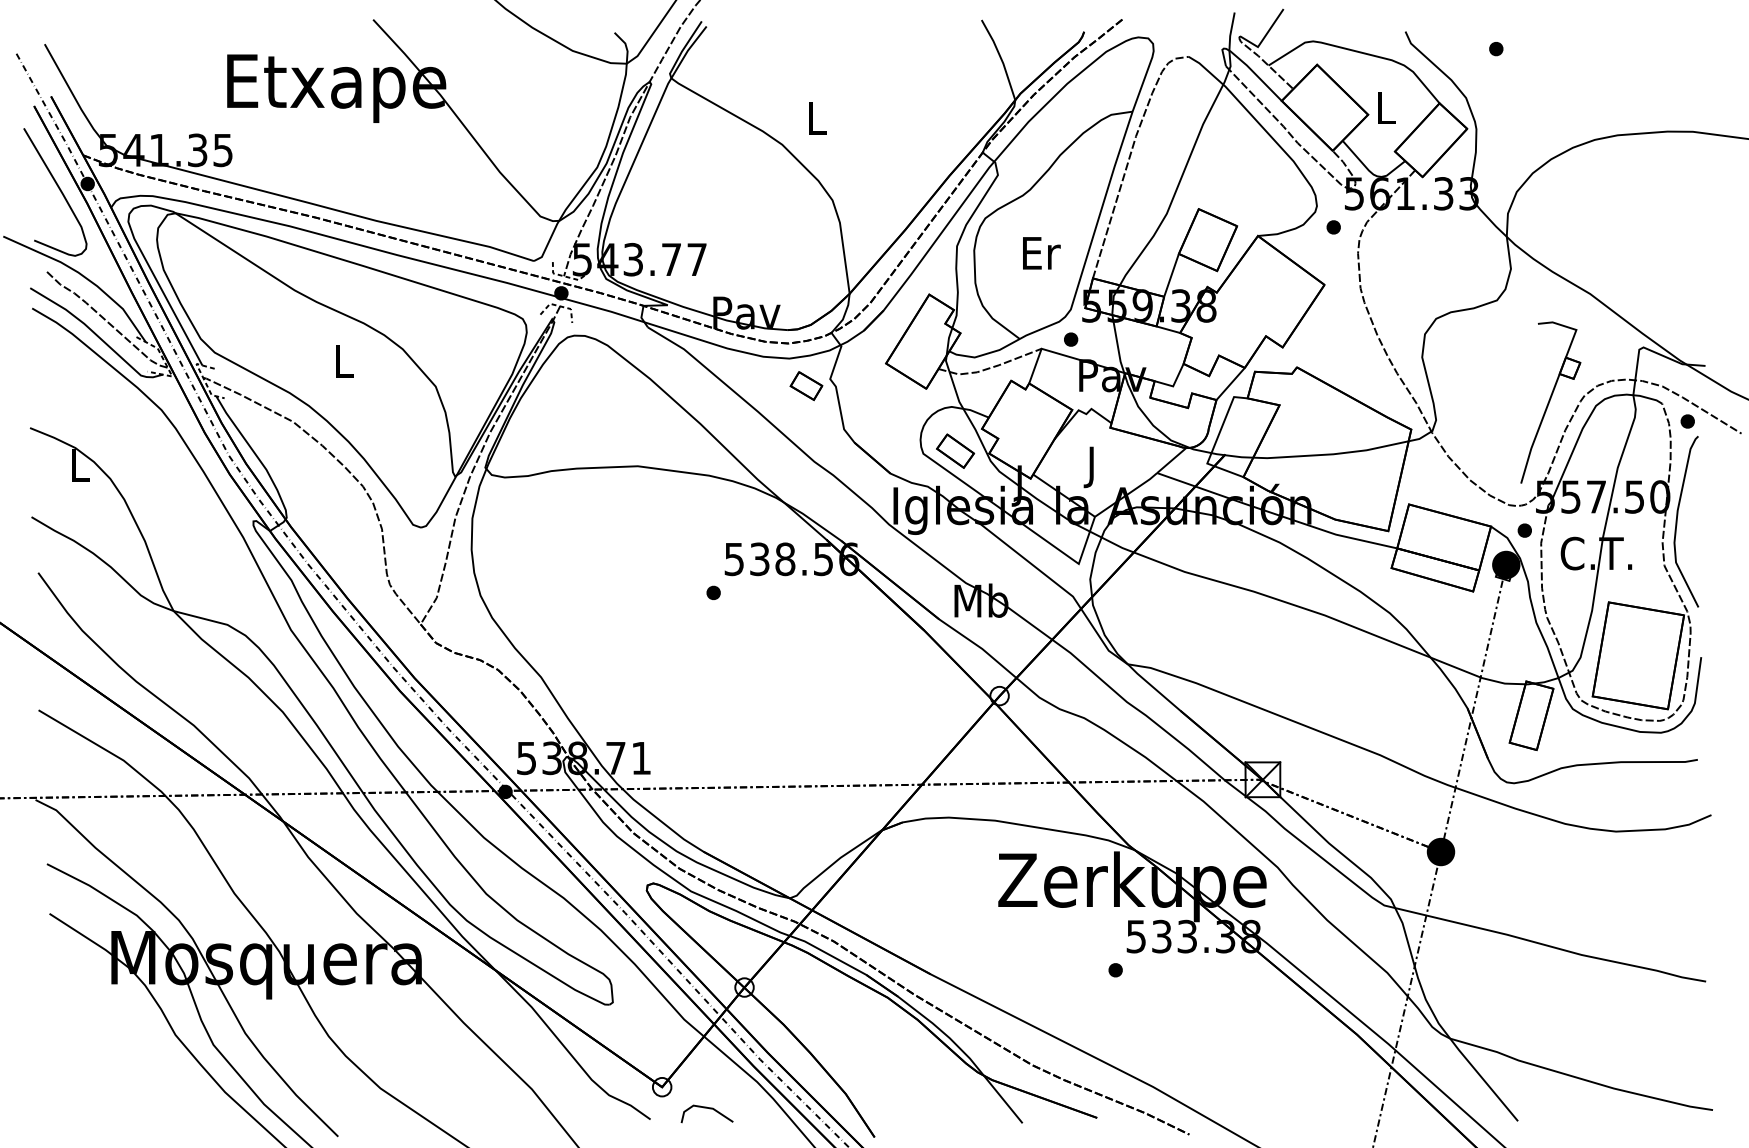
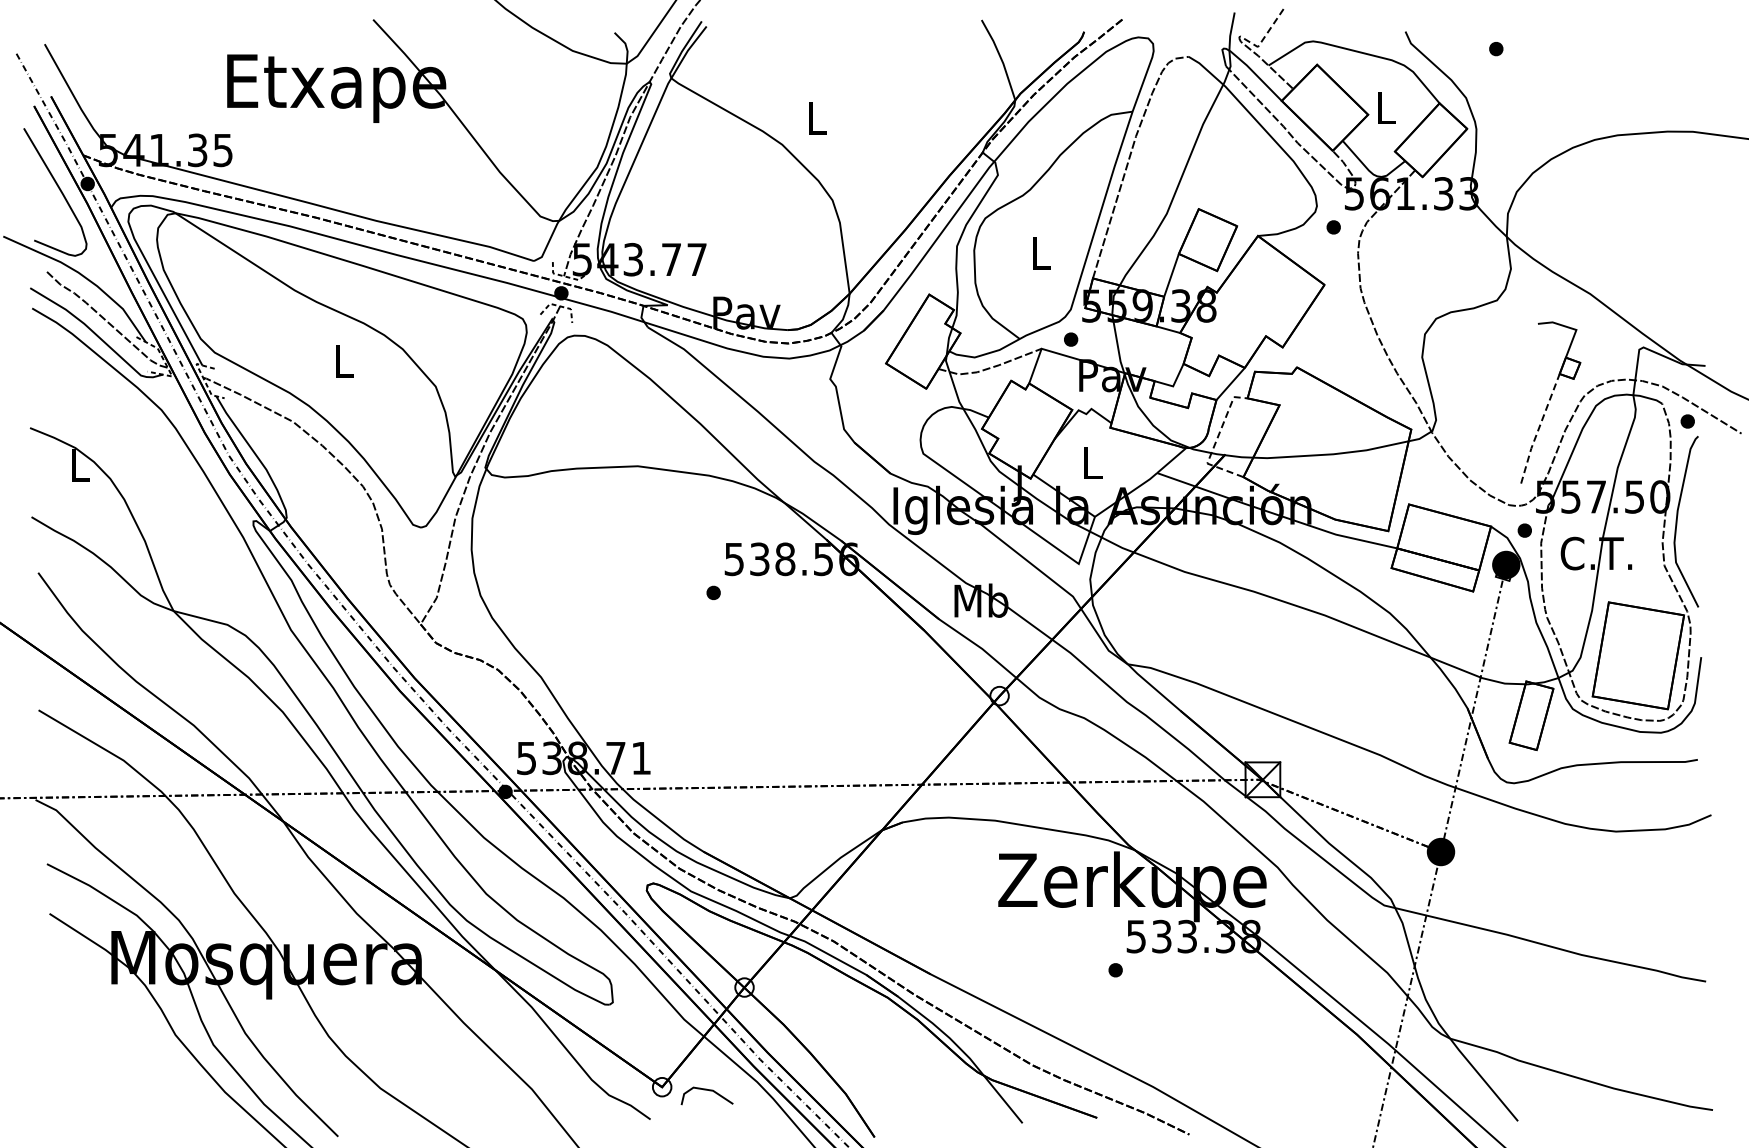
line: solid -> dashed (1264, 37)
text: Er -> L (1041, 253)
part: present -> none (806, 386)
line: solid -> dashed (1538, 428)
line: solid -> dashed (1216, 441)
part: present -> none (955, 450)
text: J -> L (1092, 467)
line position: (706, 1108) -> (706, 1090) (706, 1090)
